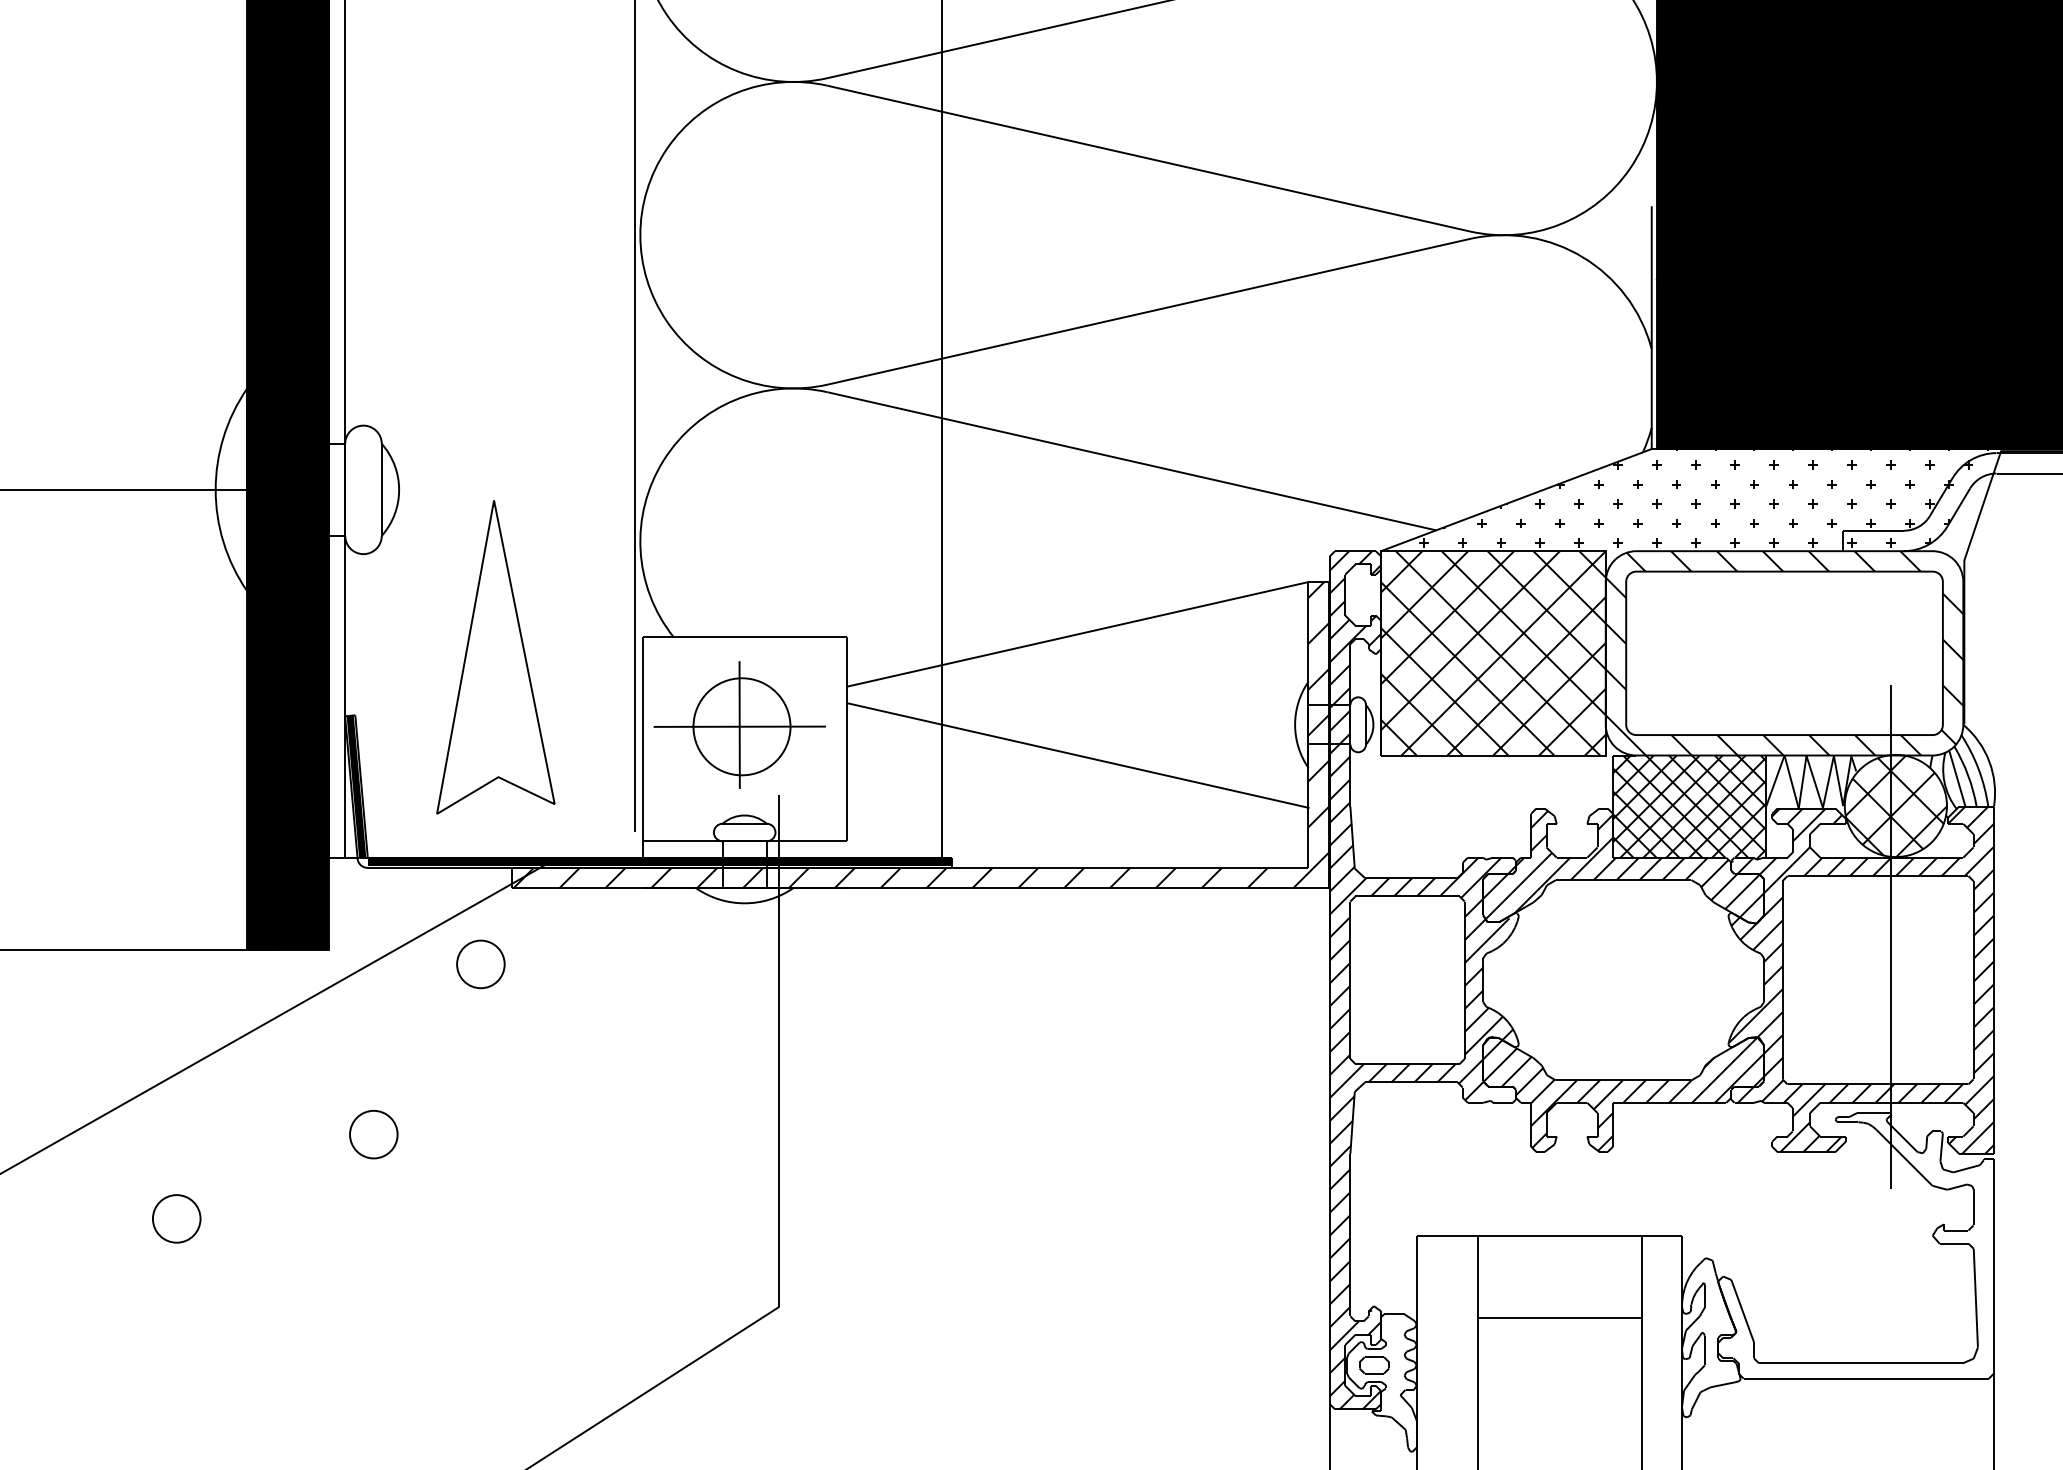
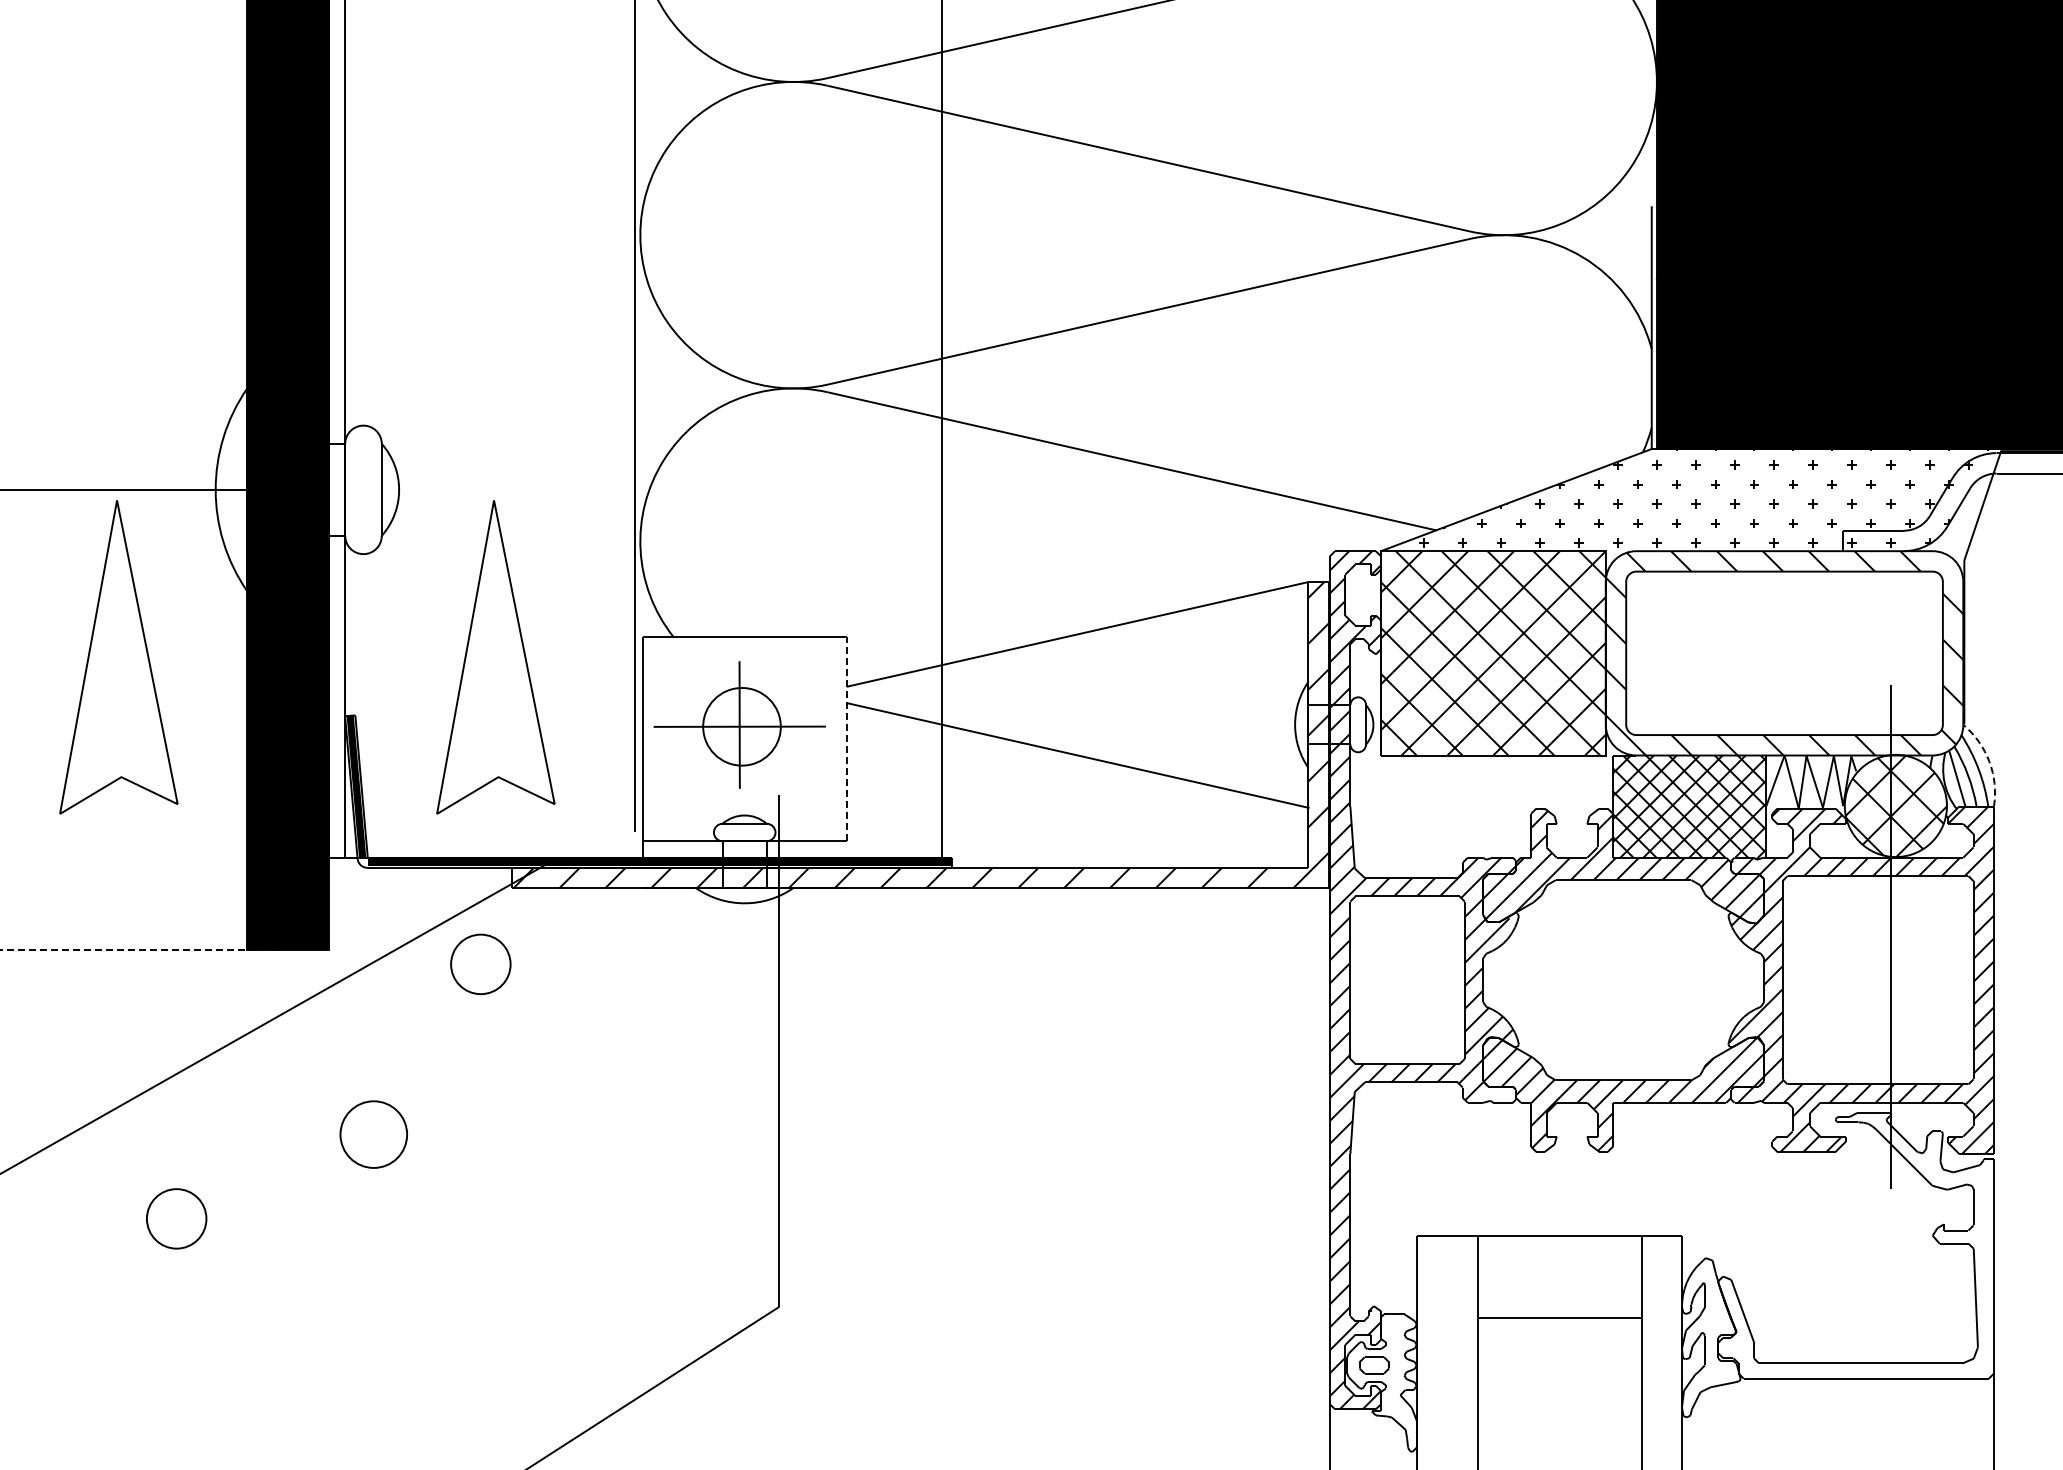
part: none -> present (118, 657)
circle diameter: 97 px -> 78 px (741, 726)
line: solid -> dashed (846, 738)
line: solid -> dashed (1989, 761)
line: solid -> dashed (138, 949)
circle size: 50x51 px -> 62x62 px (480, 963)
circle diameter: 48 px -> 67 px (373, 1134)
circle size: 50x50 px -> 62x62 px (176, 1218)
